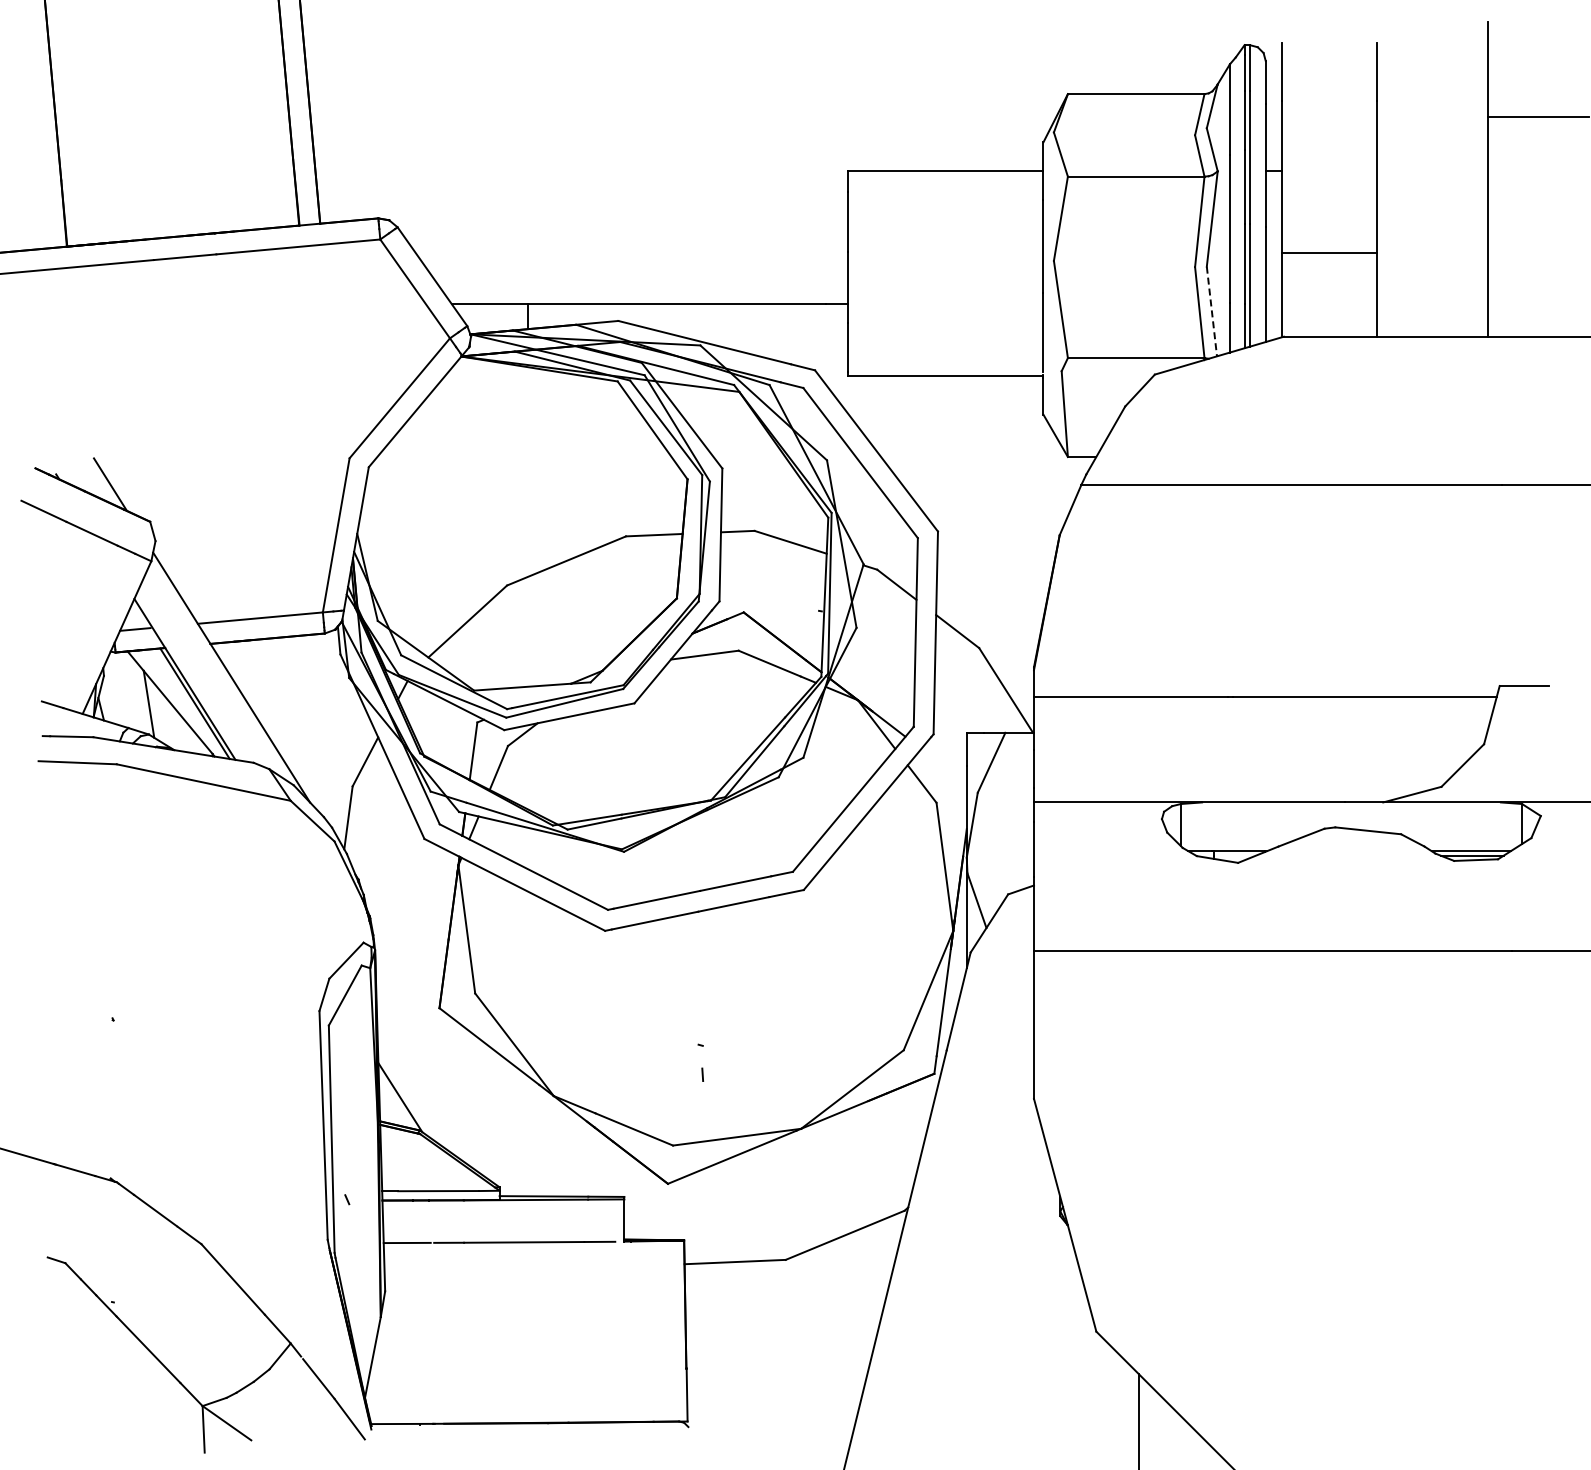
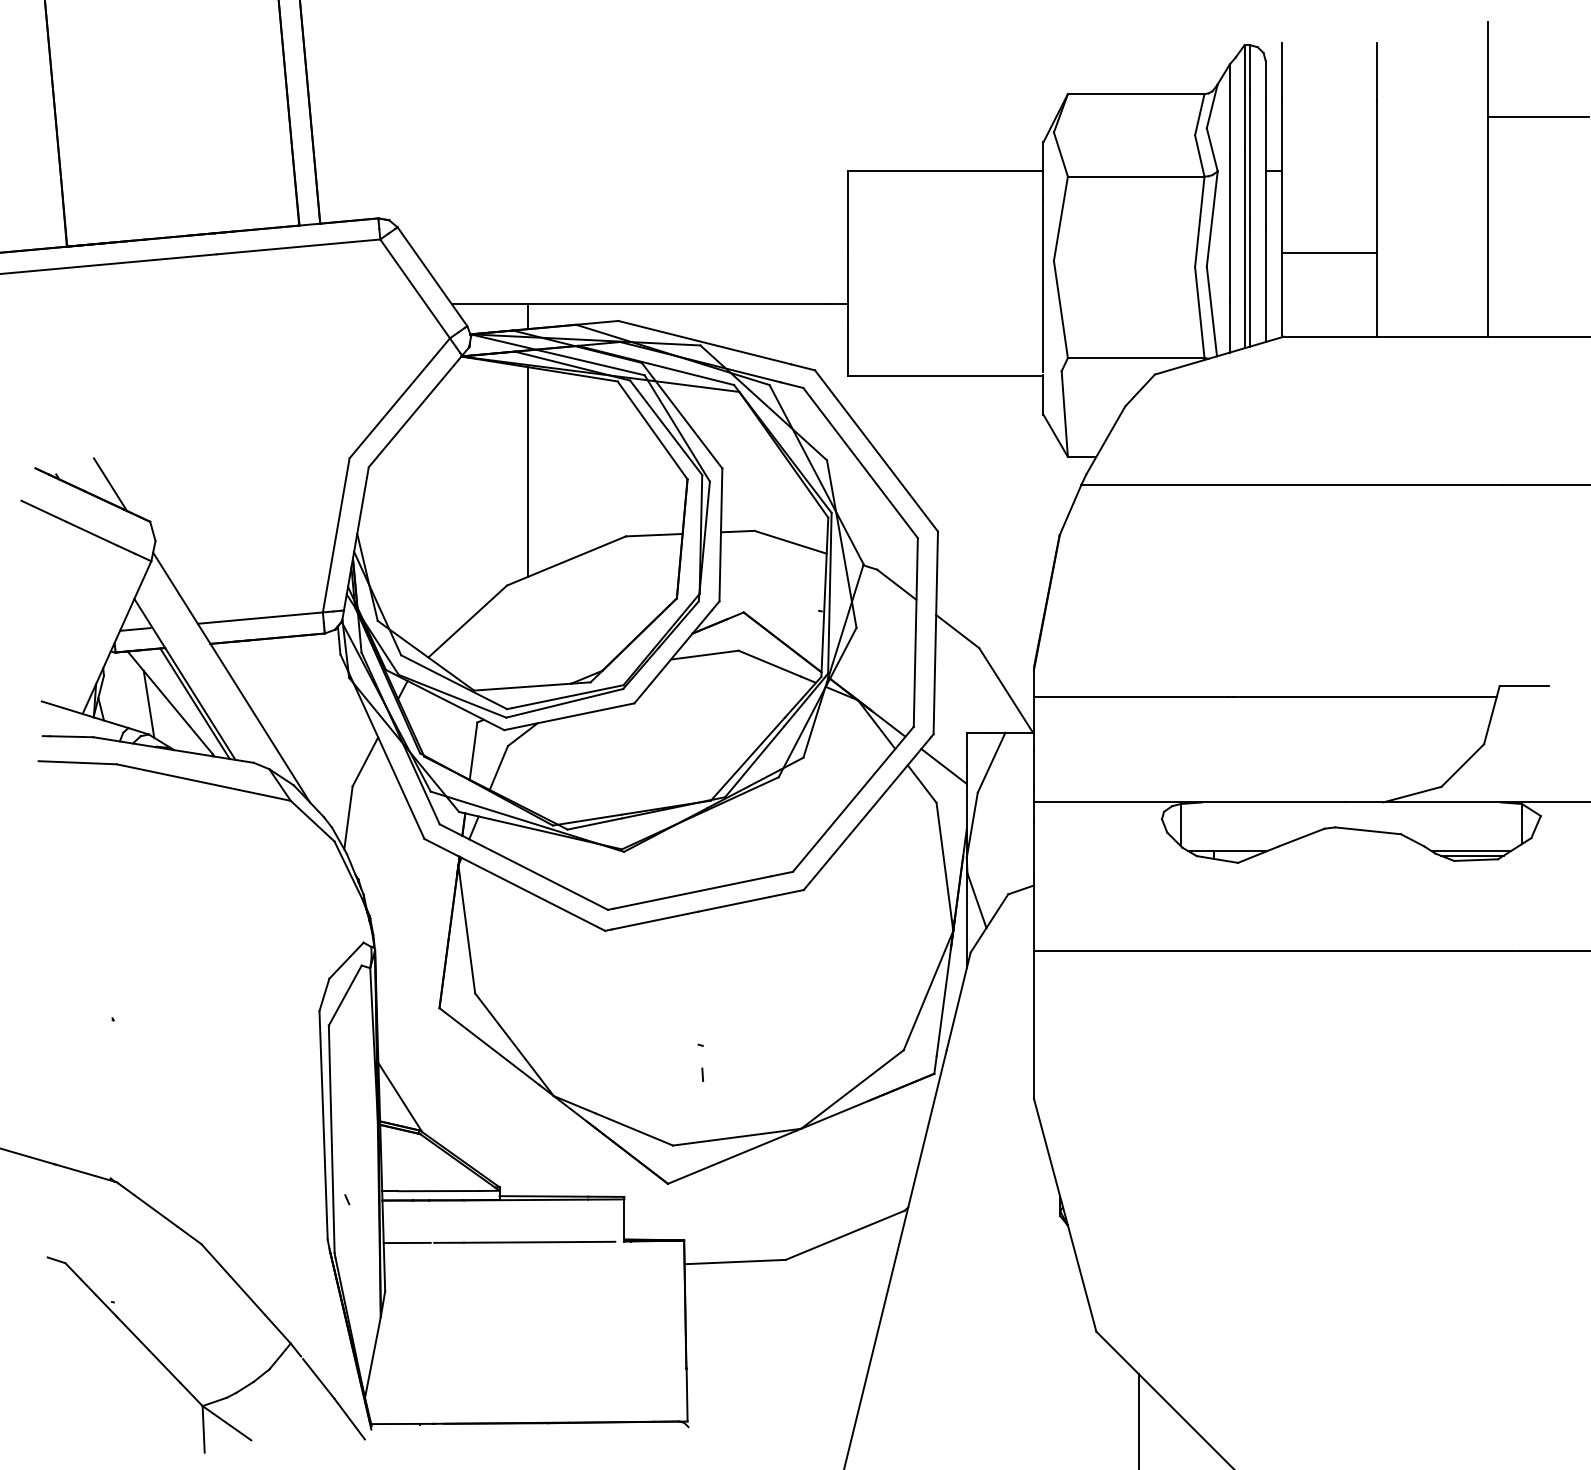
line: dashed -> solid (1211, 312)
line: none -> present (528, 471)
line: none -> present (943, 765)
